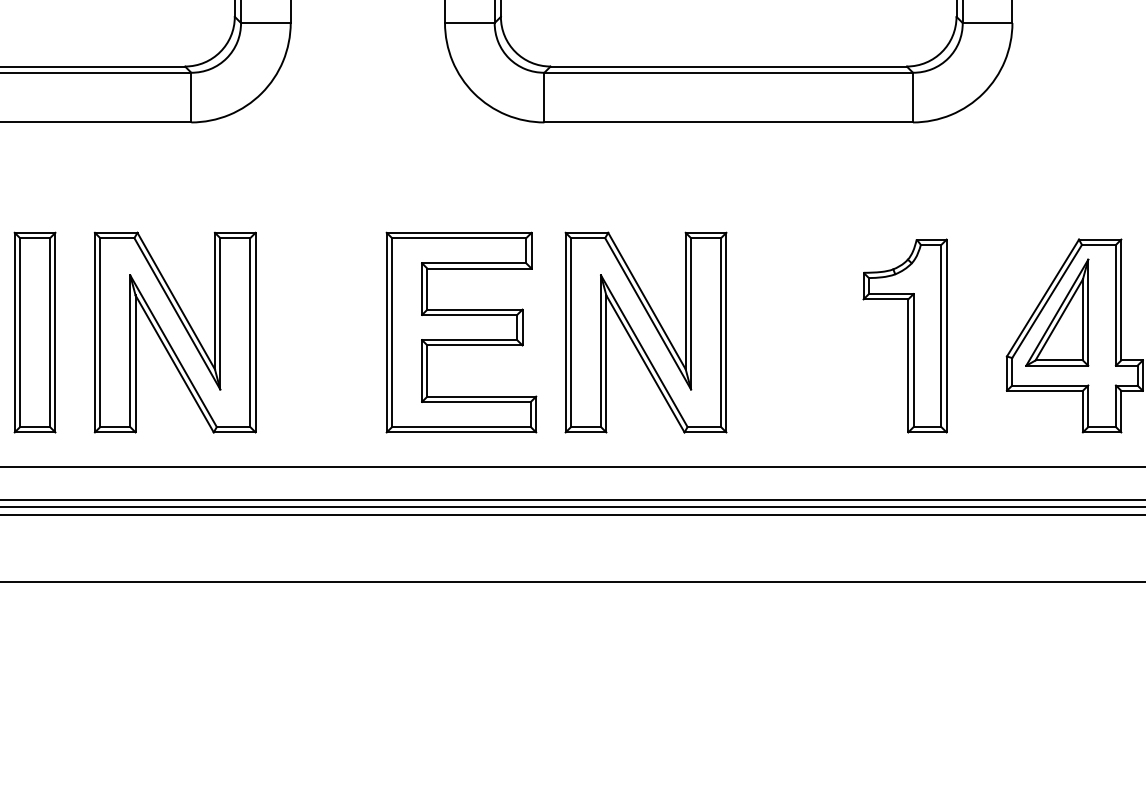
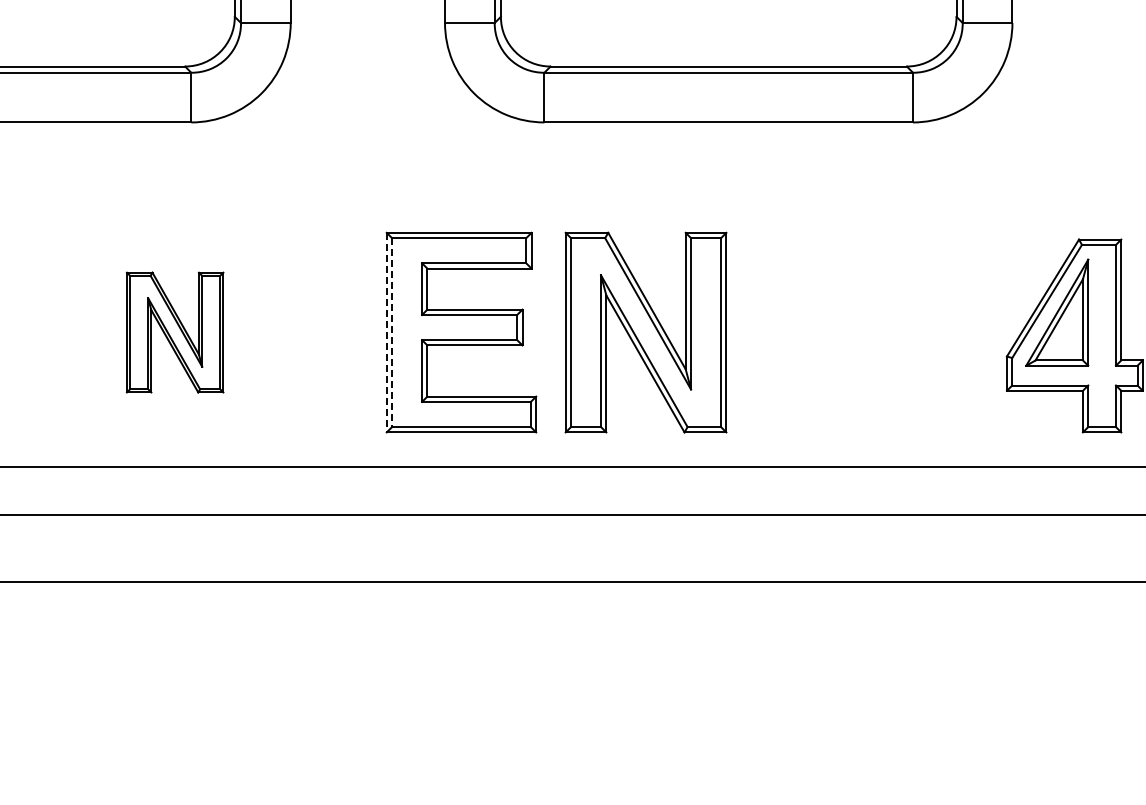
part: present -> none (34, 332)
part size: 164x203 px -> 100x123 px (174, 332)
line: solid -> dashed (386, 332)
line: solid -> dashed (392, 333)
part: present -> none (904, 335)
line: present -> none (572, 499)
line: present -> none (572, 507)
